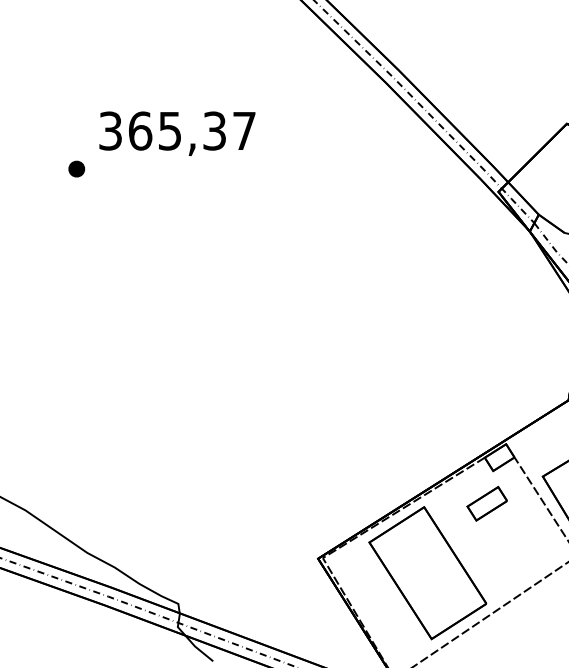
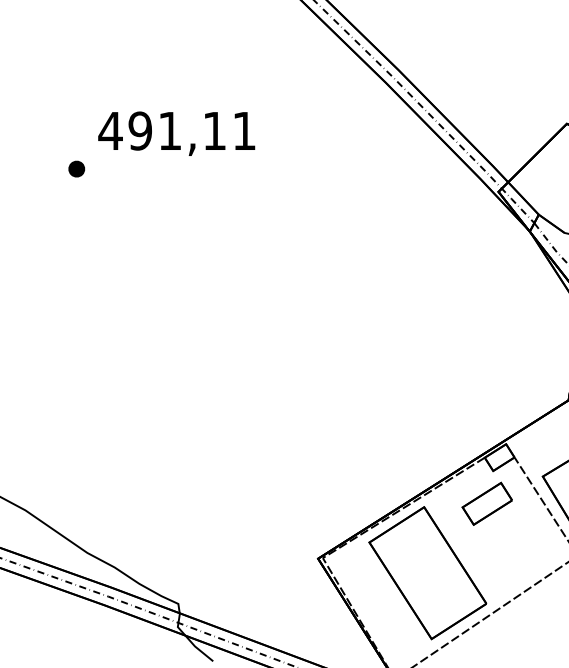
text: 365,37 -> 491,11 (176, 130)
part size: 42x37 px -> 52x45 px (486, 503)
